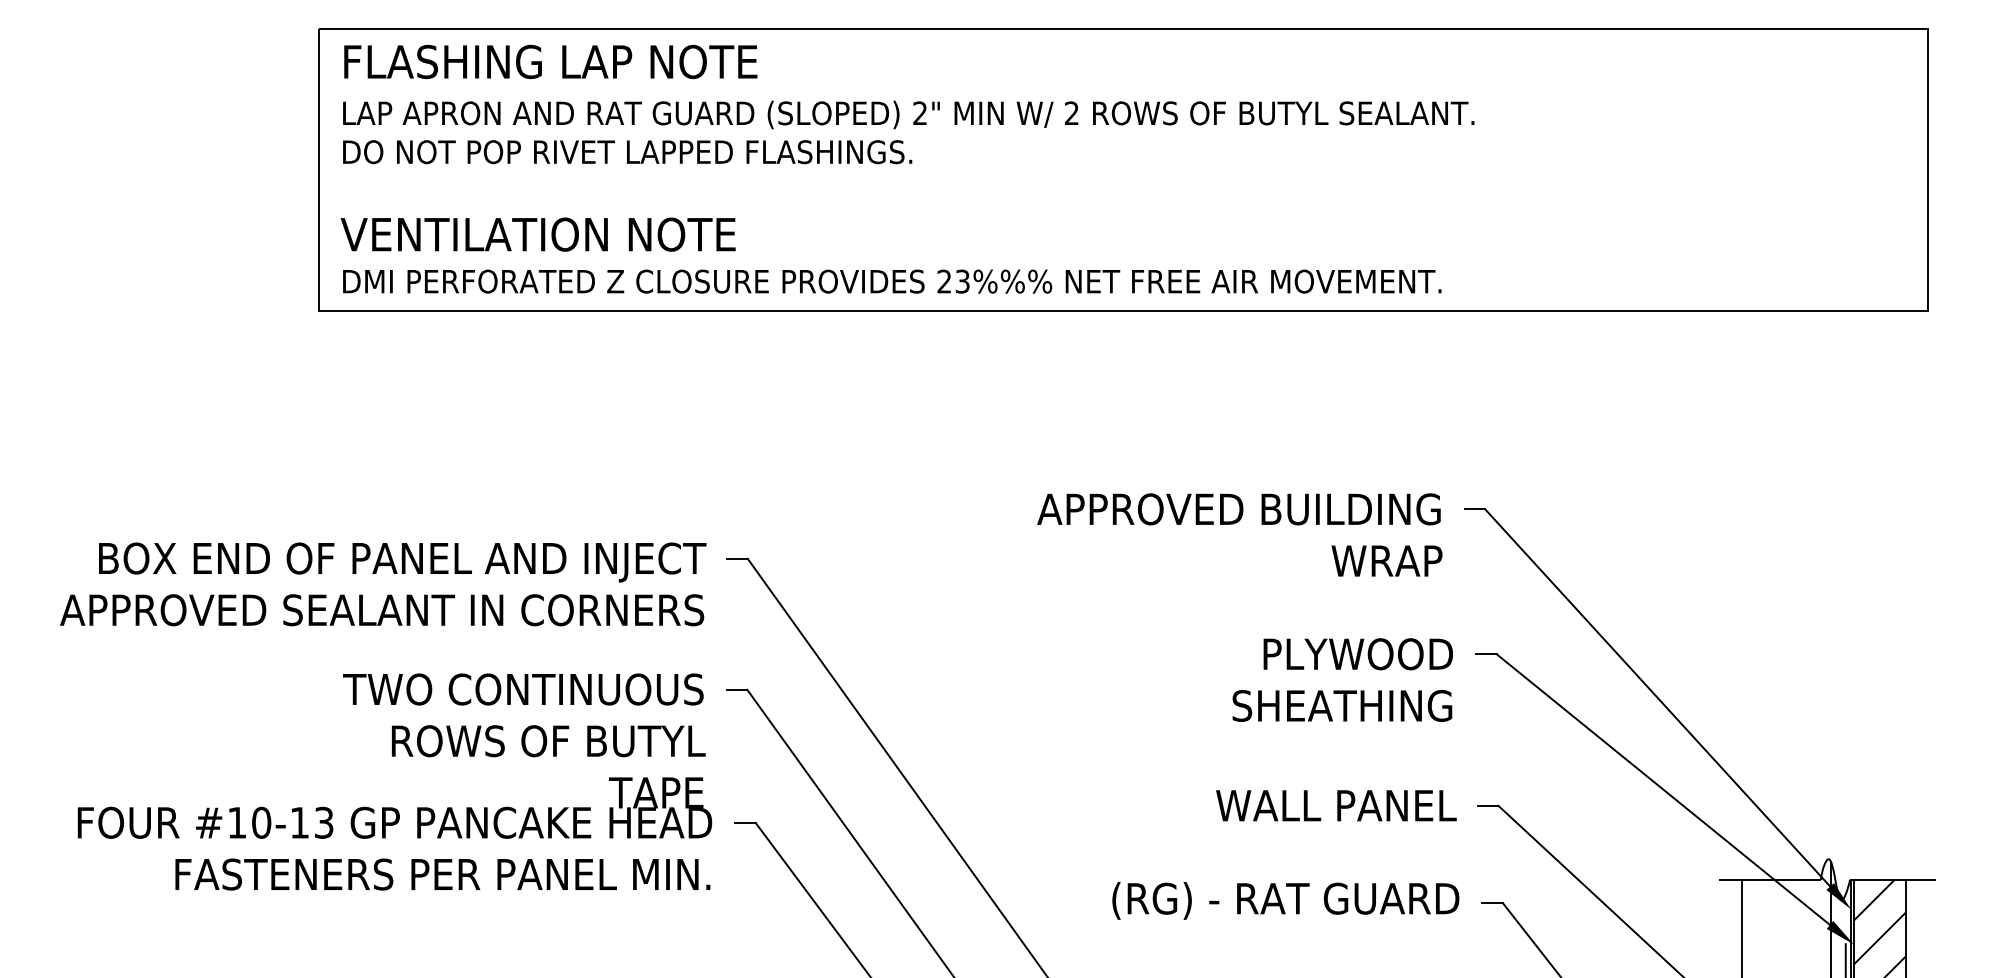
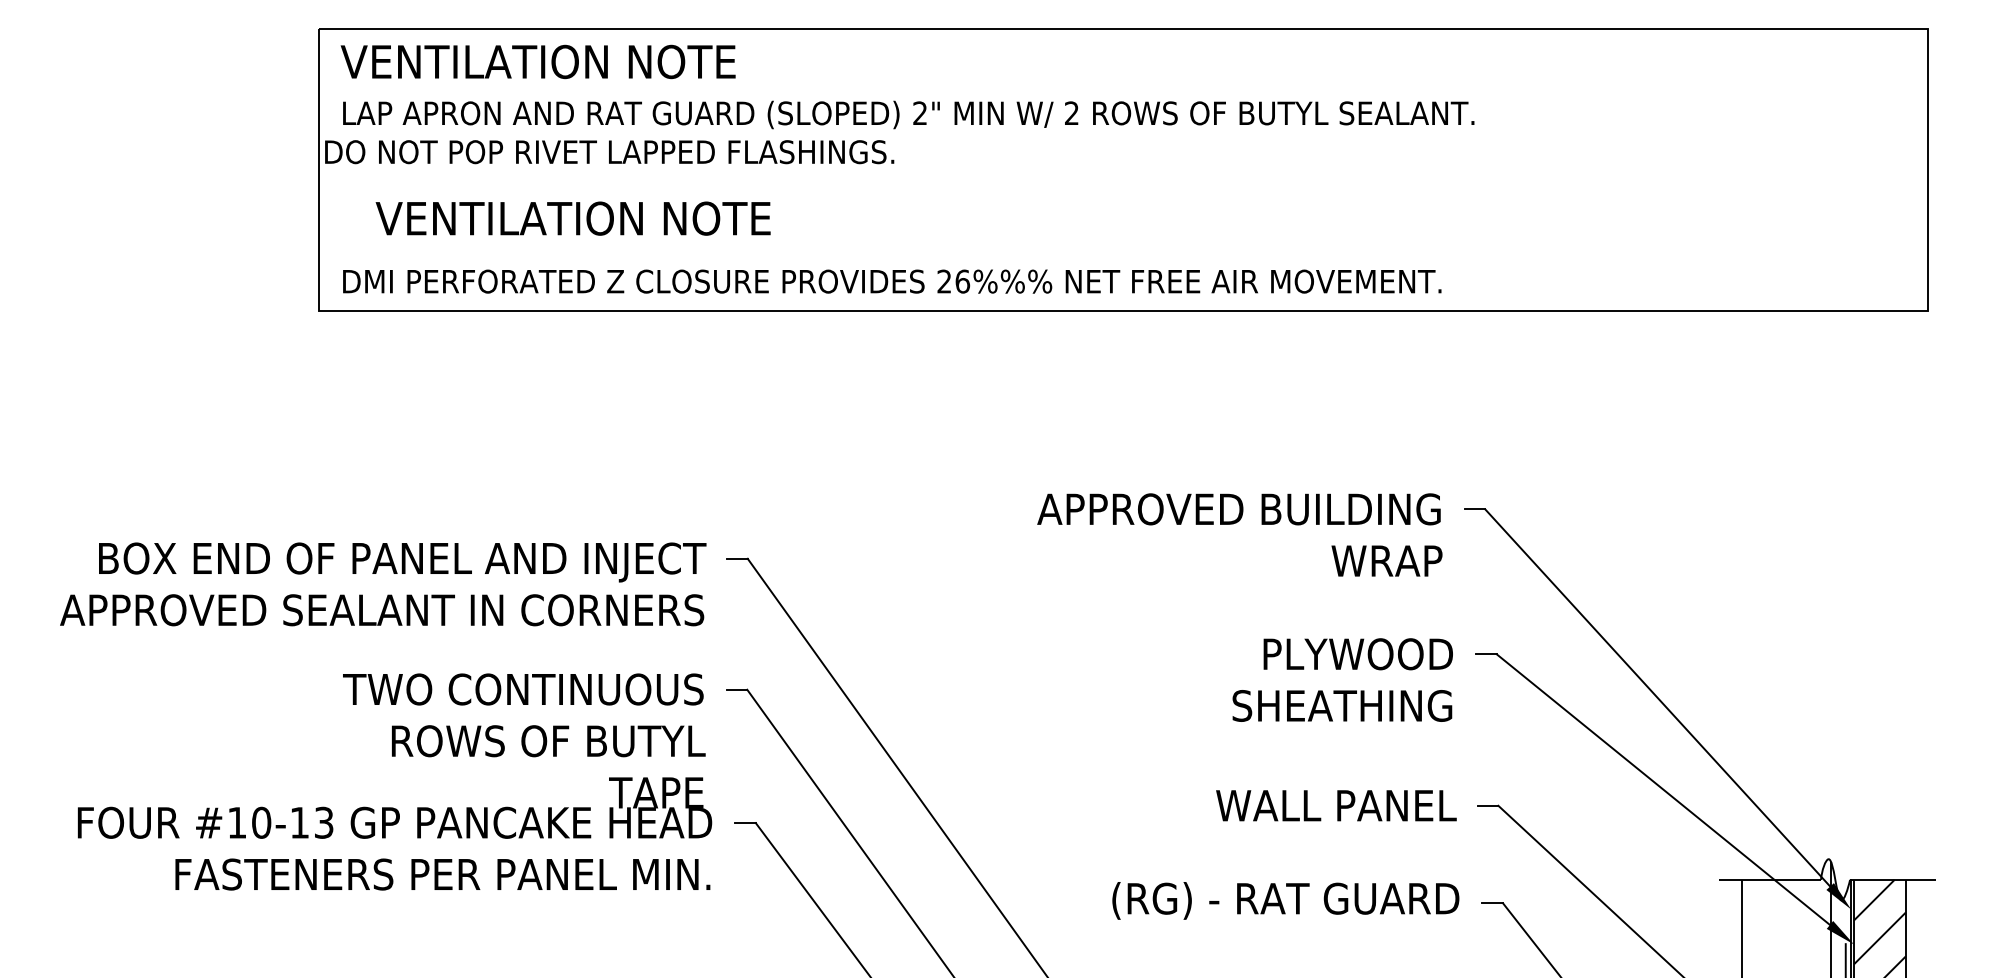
text: FLASHING LAP NOTE -> VENTILATION NOTE (548, 61)
text position: (627, 152) -> (609, 152) (609, 152)
text position: (537, 234) -> (572, 218) (572, 218)
text: 23%%% -> 26%%% (962, 281)
